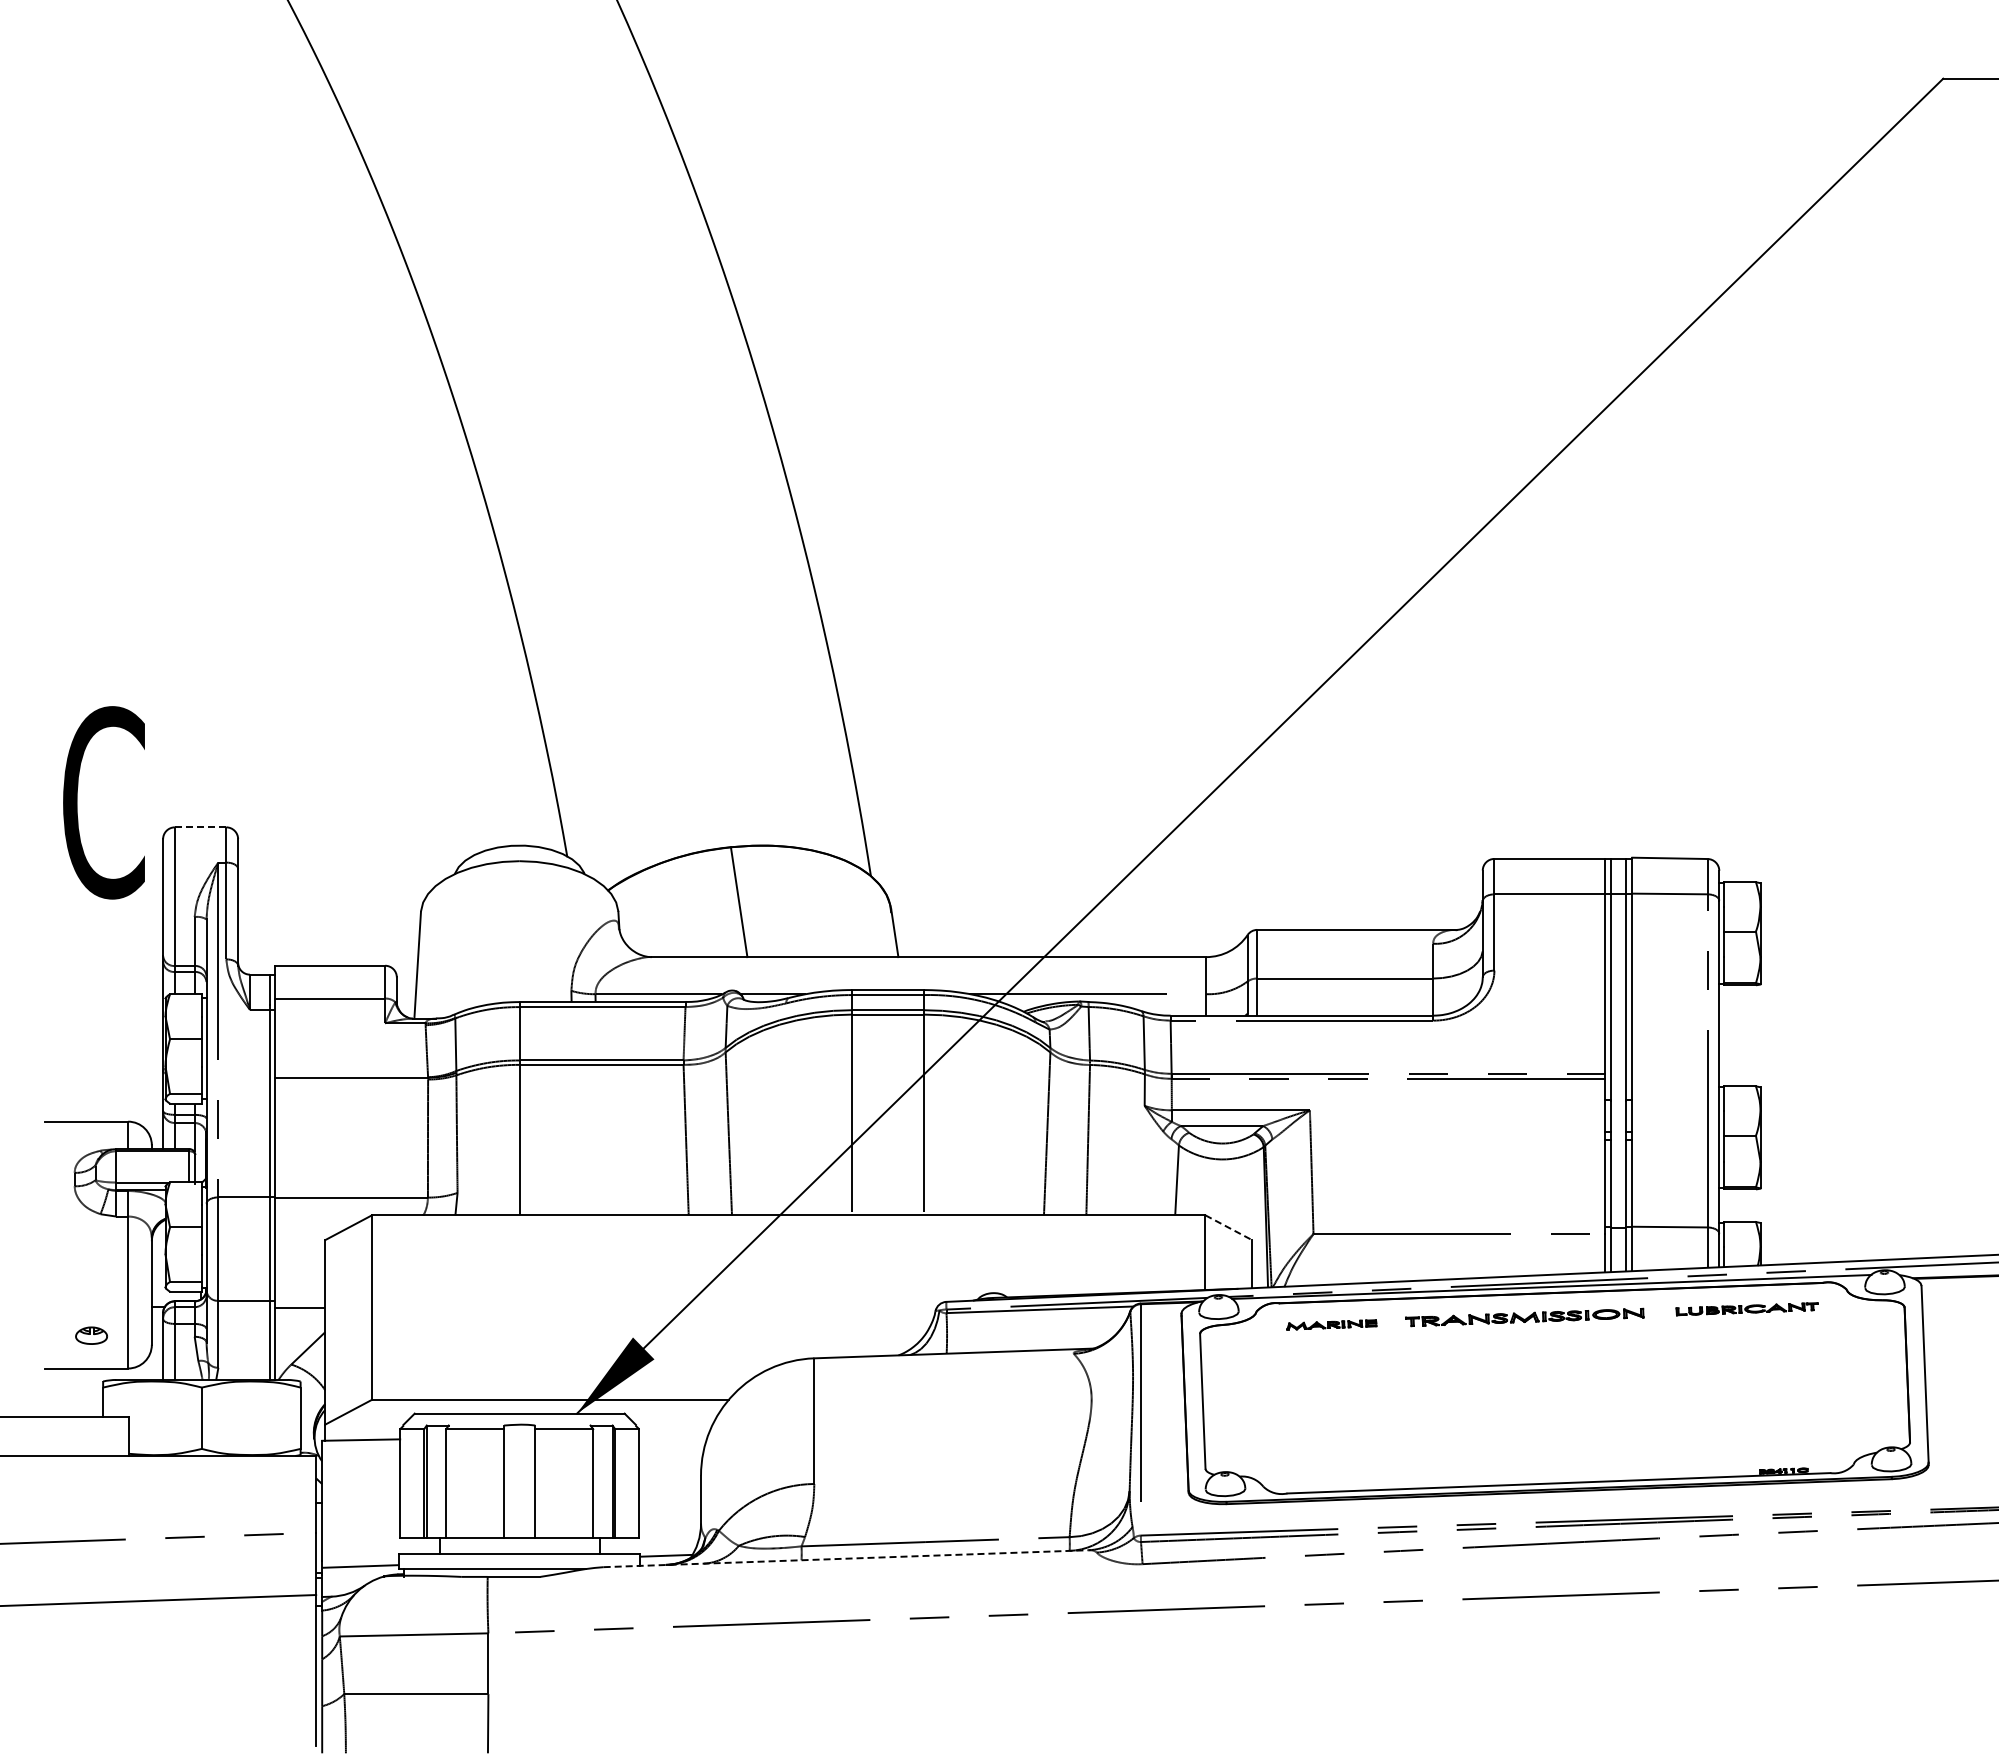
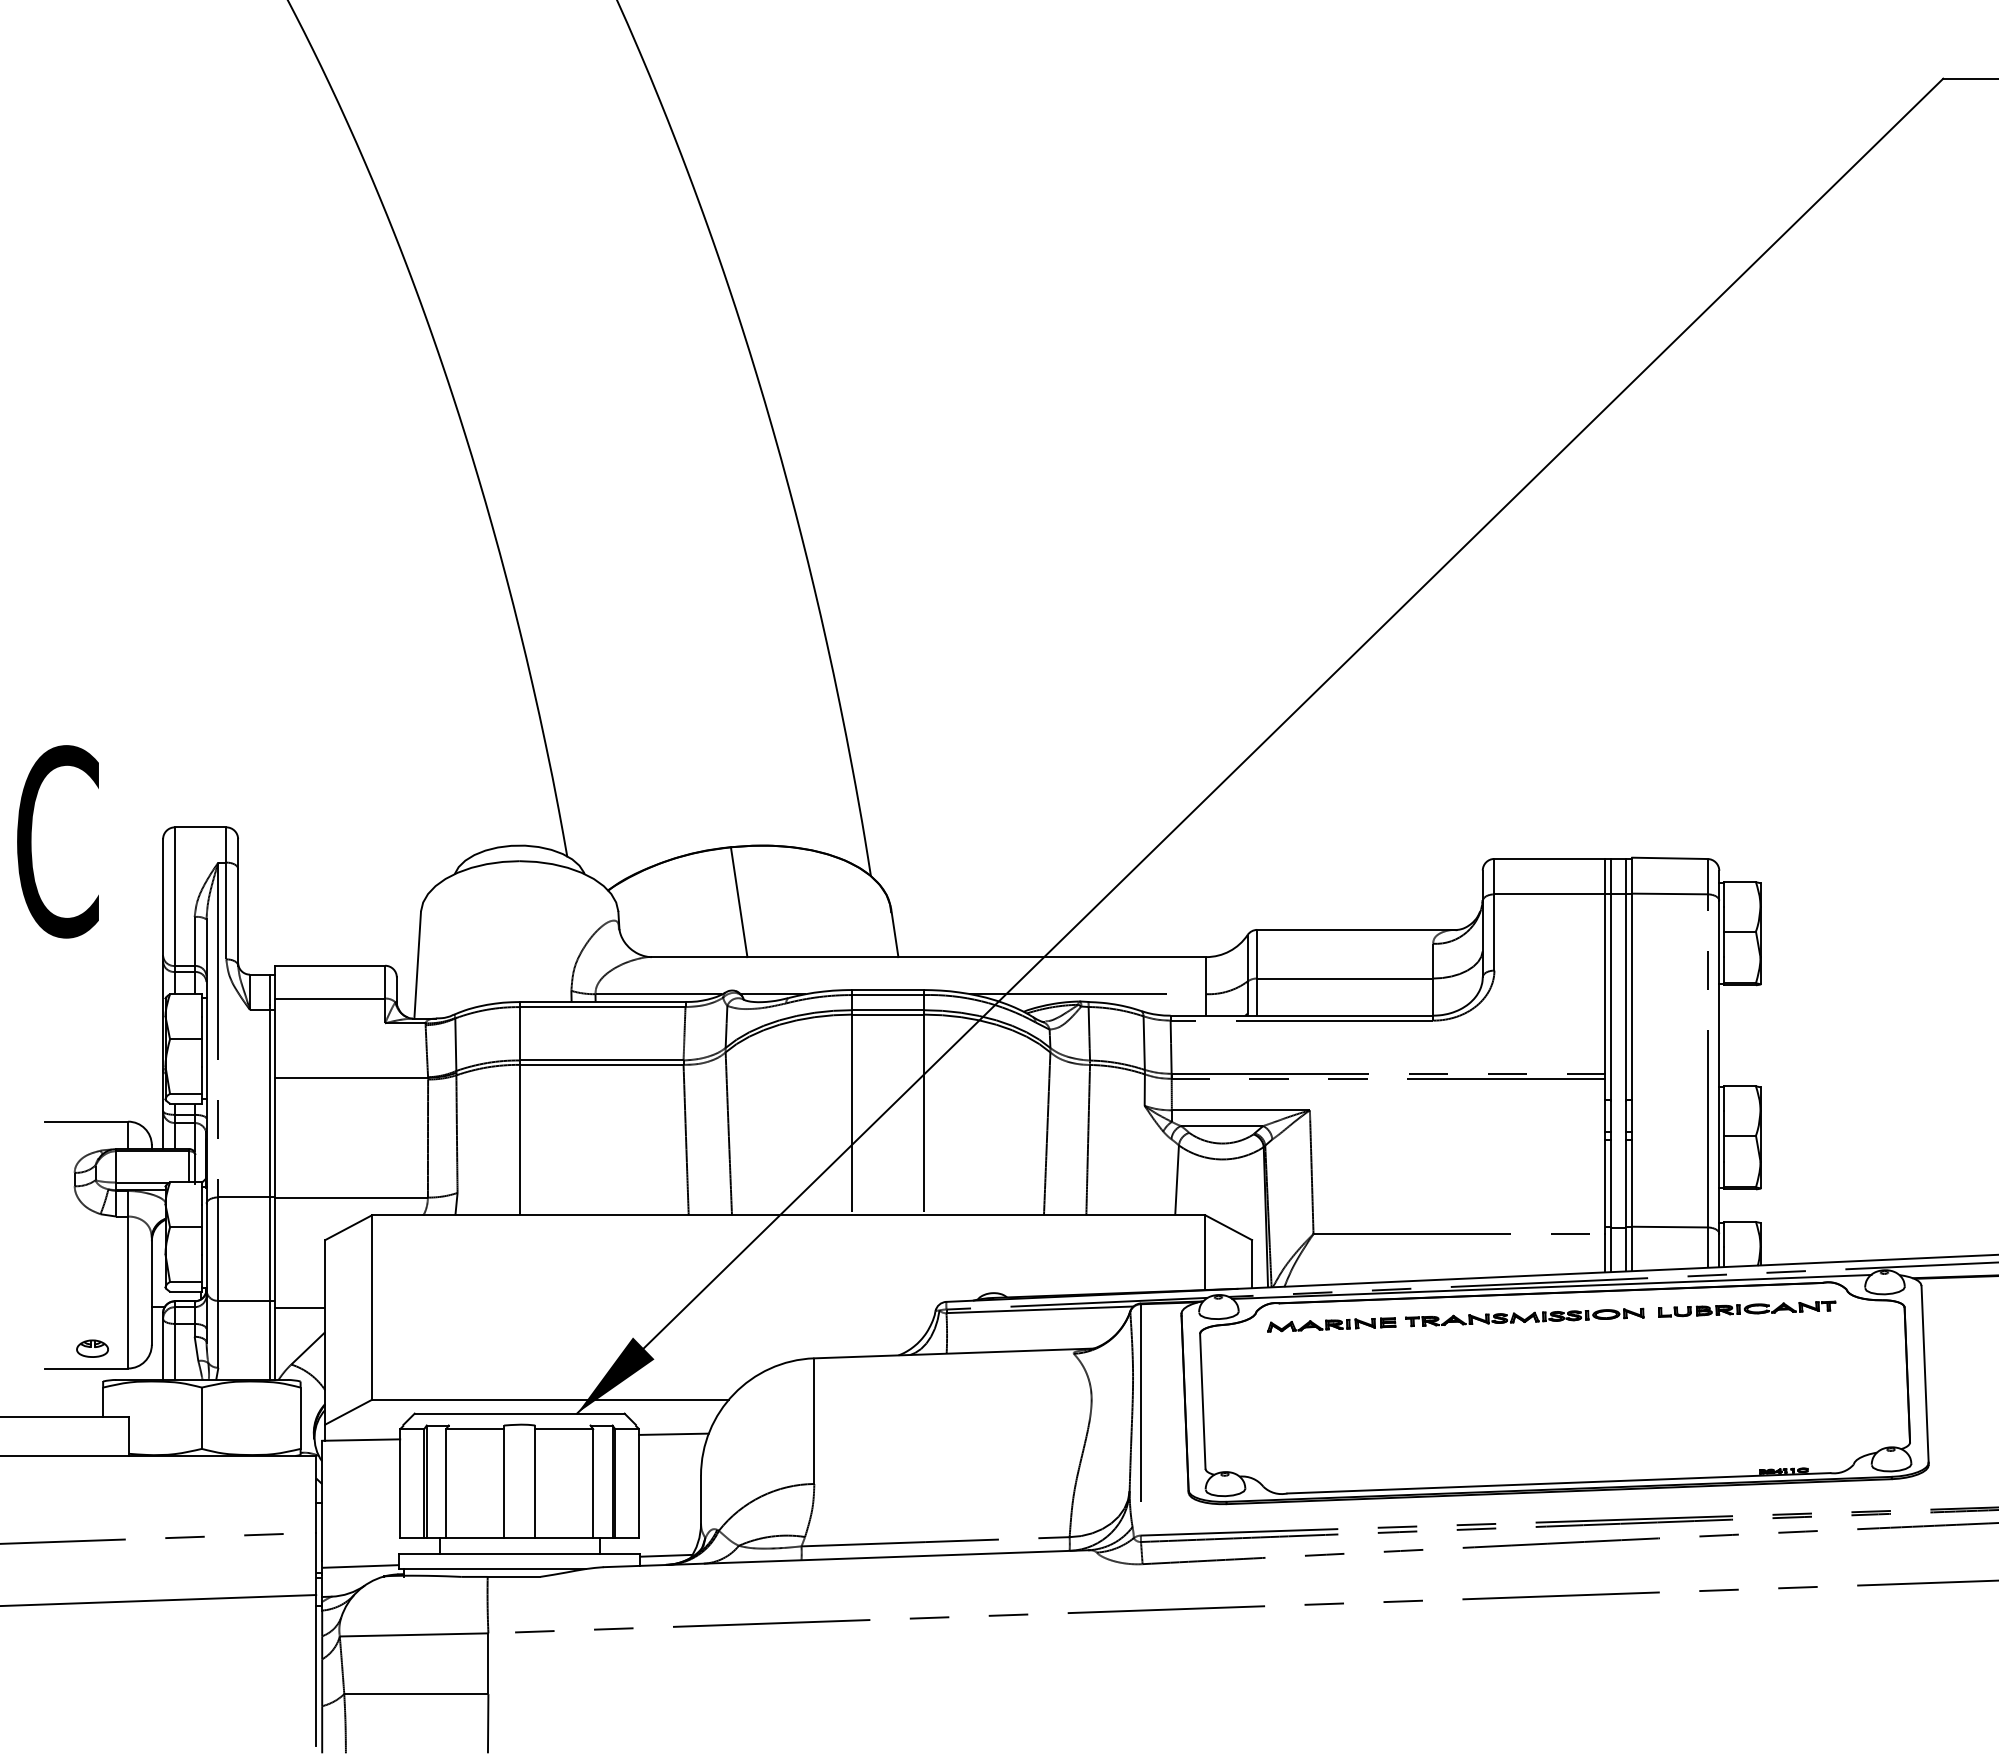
text position: (103, 802) -> (57, 841) (57, 841)
line: dashed -> solid (200, 827)
line: dashed -> solid (1229, 1227)
part size: 144x15 px -> 179x18 px (1747, 1308)
part size: 92x12 px -> 130x16 px (1331, 1324)
part position: (91, 1335) -> (92, 1348) (92, 1348)
line: none -> present (673, 1433)
line: dashed -> solid (846, 1558)
